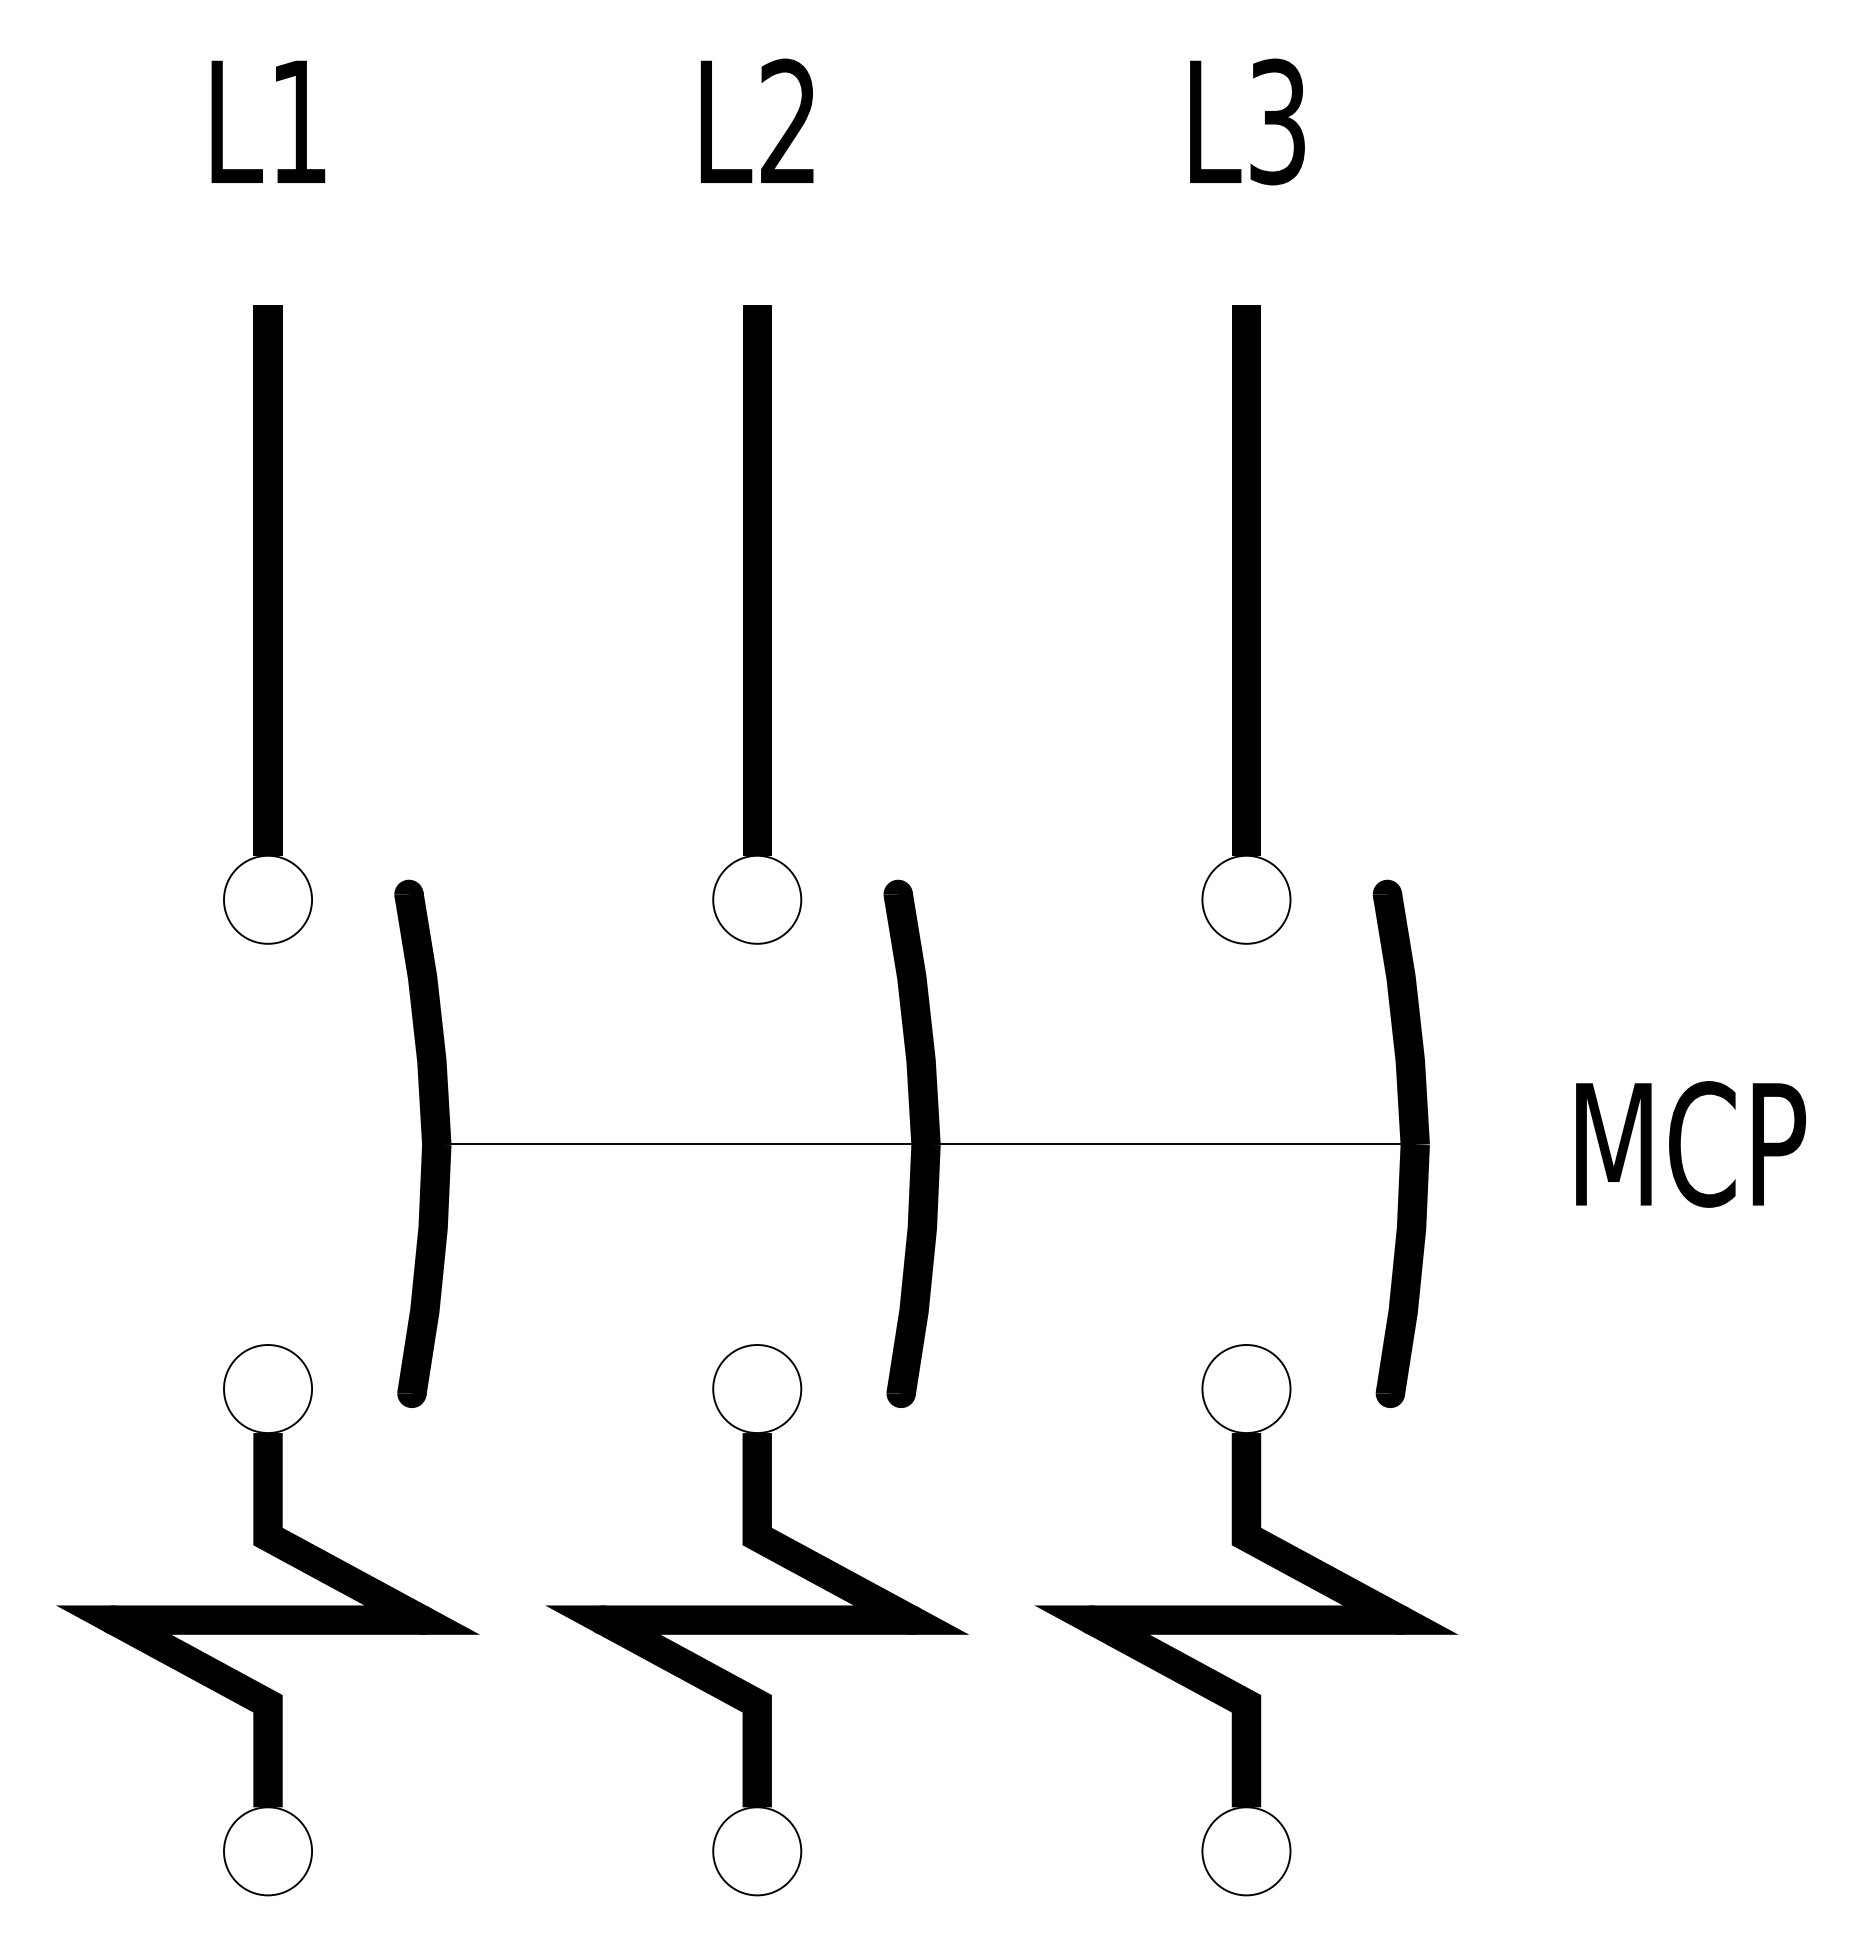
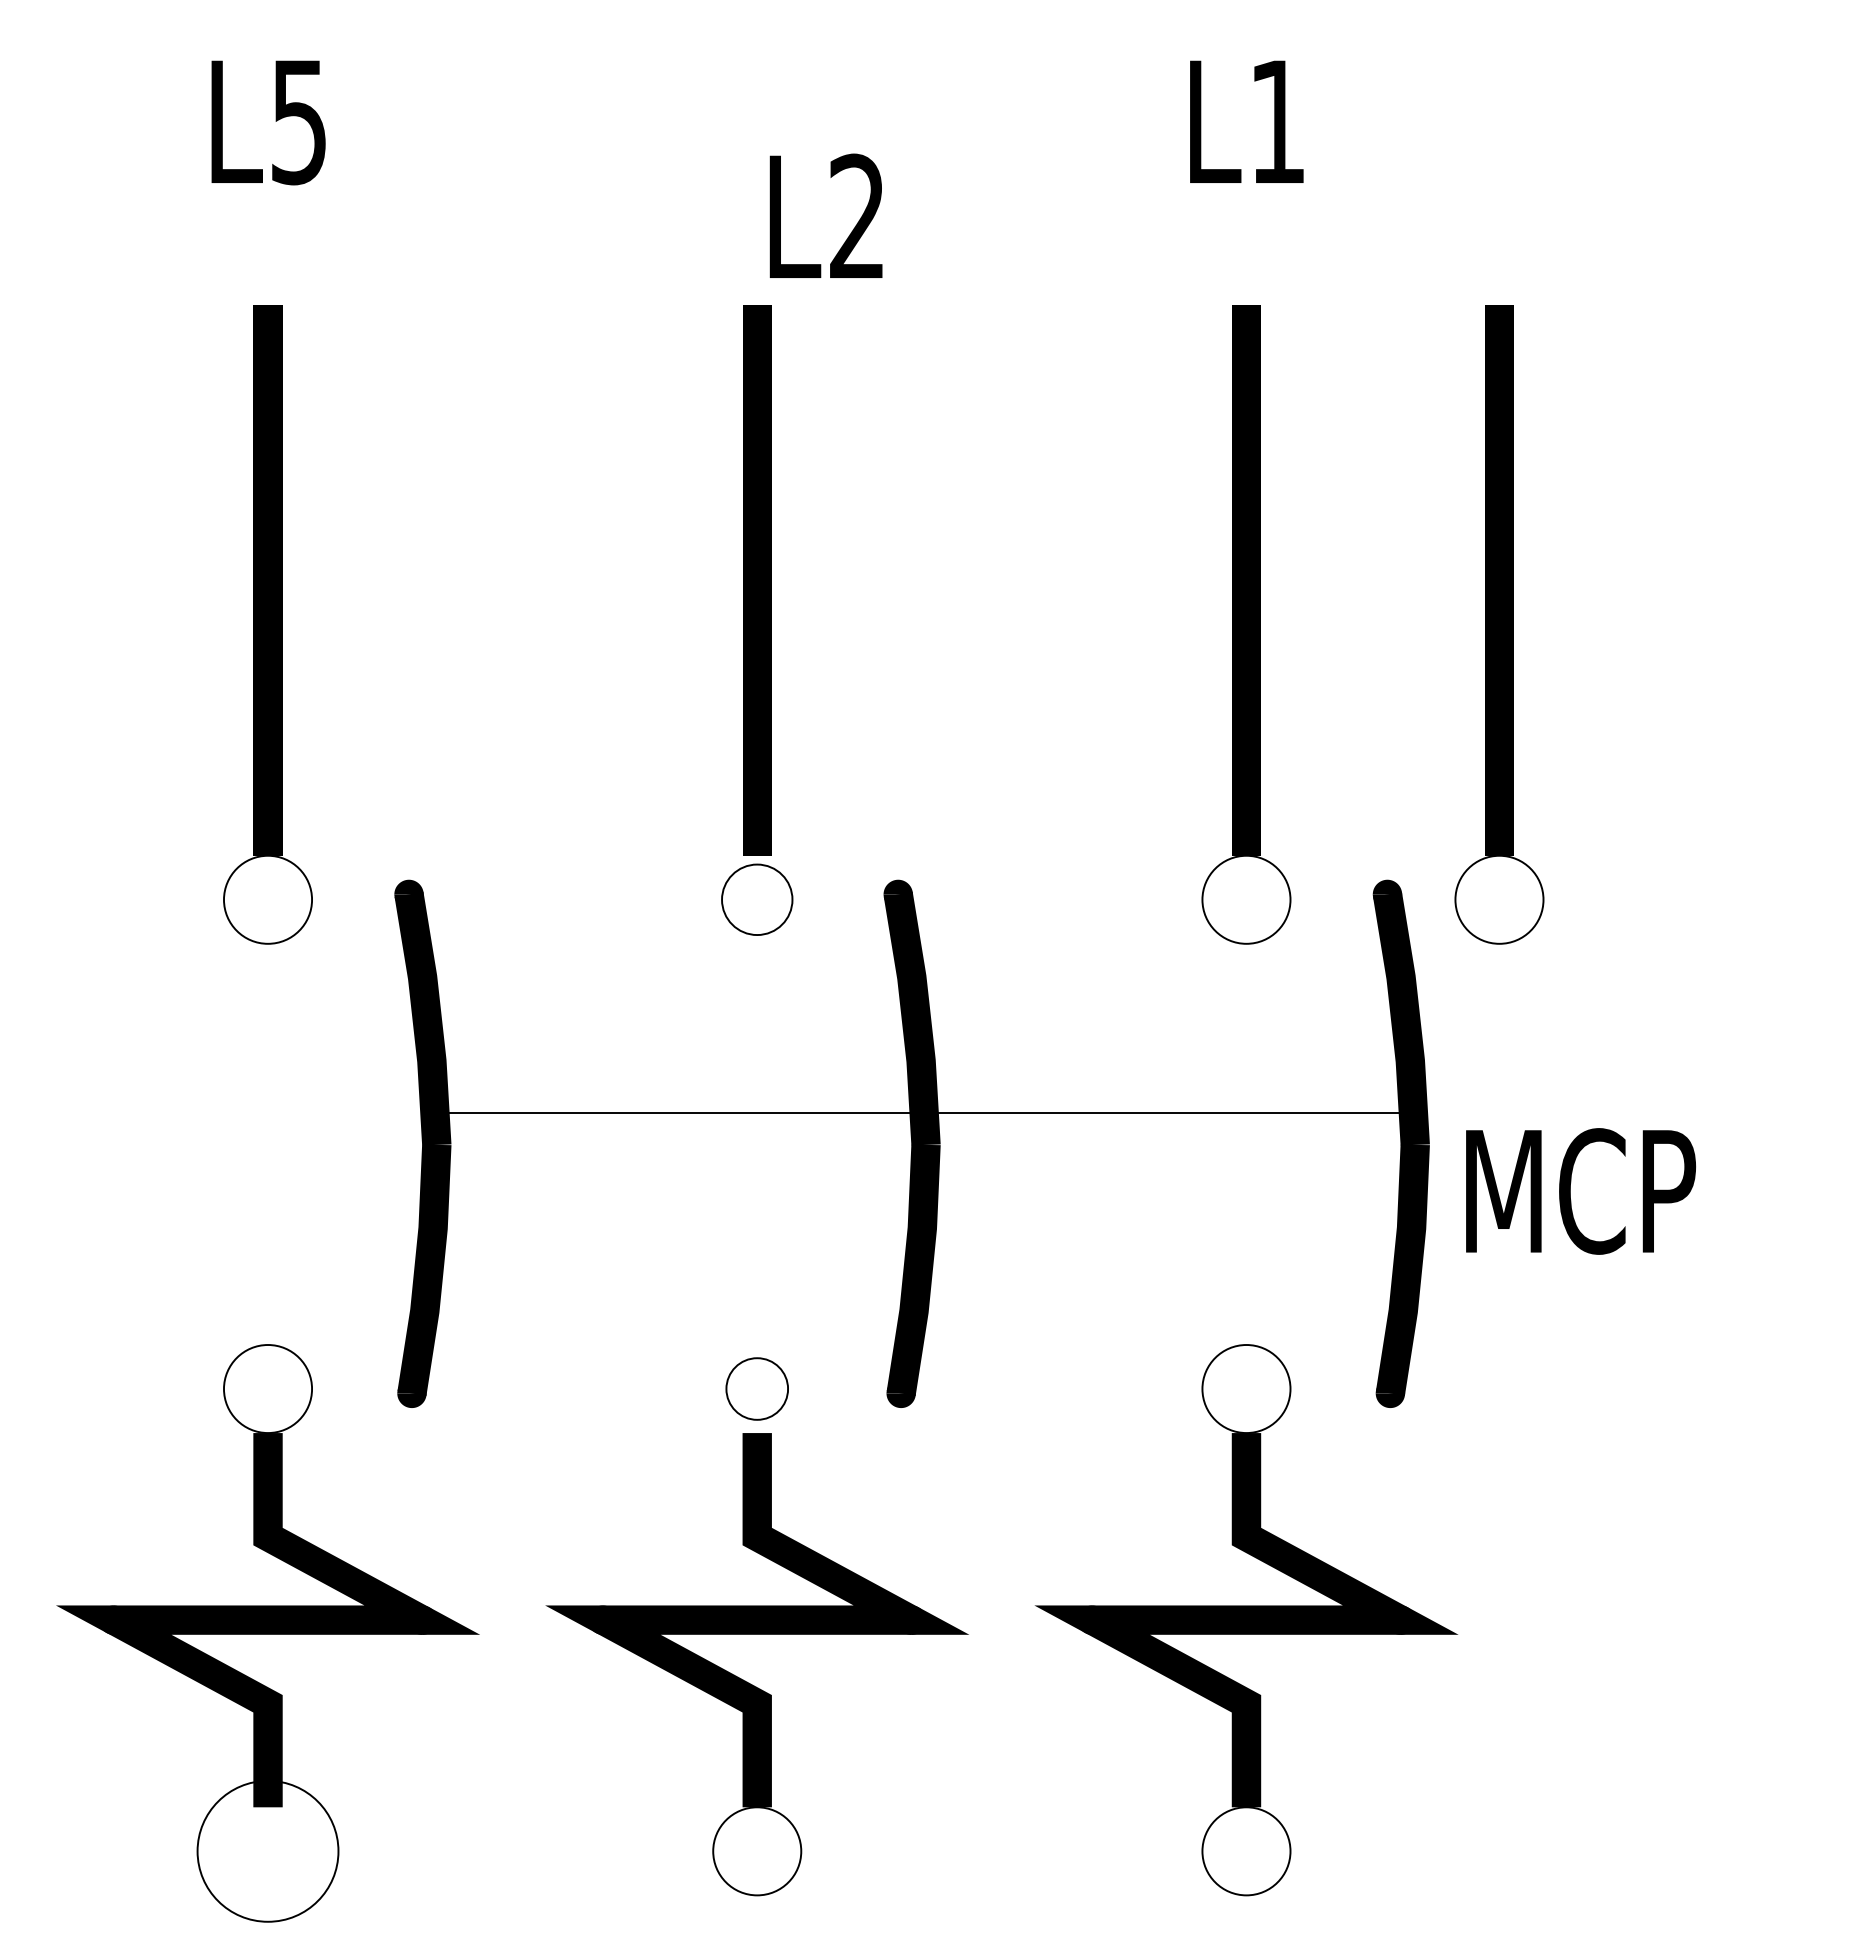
text position: (756, 120) -> (825, 215) (825, 215)
text: L3 -> L1 (1277, 121)
text: L1 -> L5 (298, 122)
part: none -> present (1499, 624)
circle diameter: 88 px -> 70 px (757, 899)
line position: (925, 1144) -> (925, 1113) (925, 1113)
text position: (1690, 1144) -> (1580, 1191) (1580, 1191)
circle diameter: 88 px -> 62 px (757, 1388)
circle diameter: 88 px -> 141 px (267, 1850)
